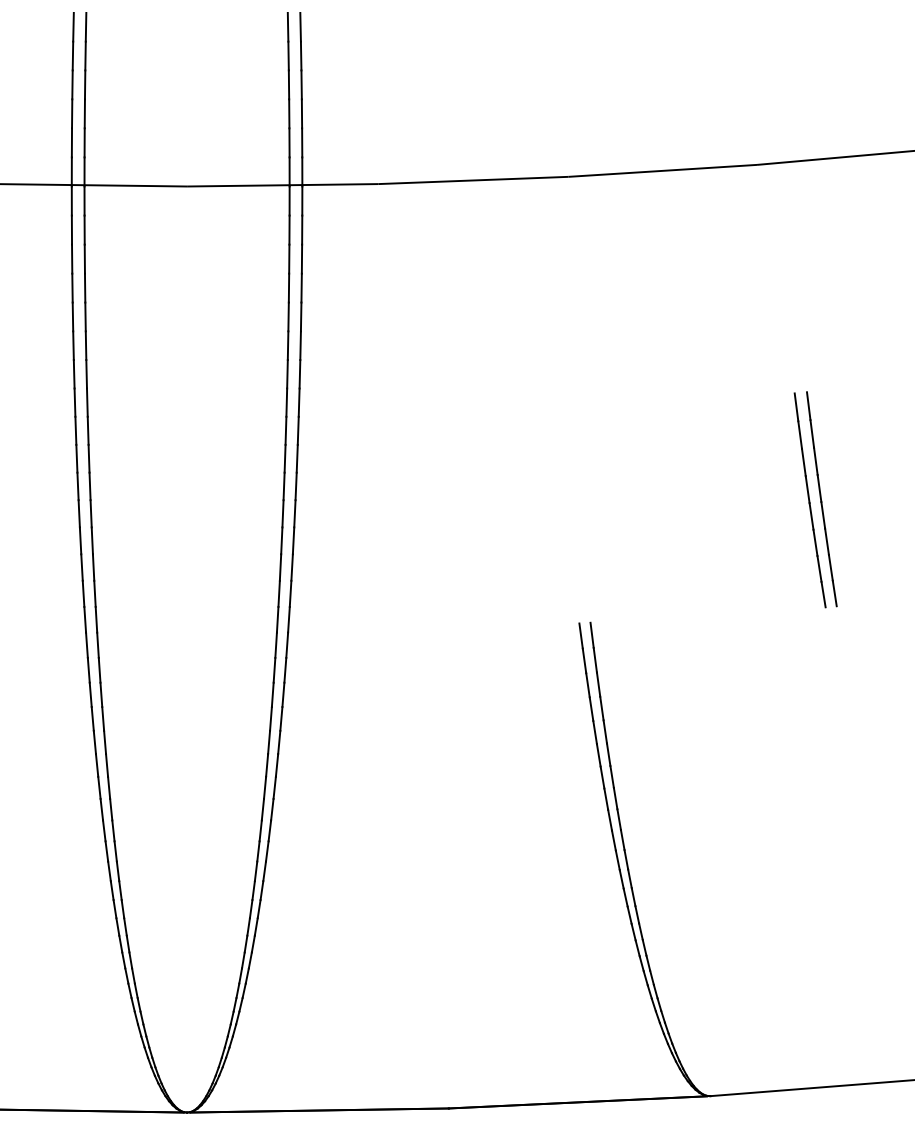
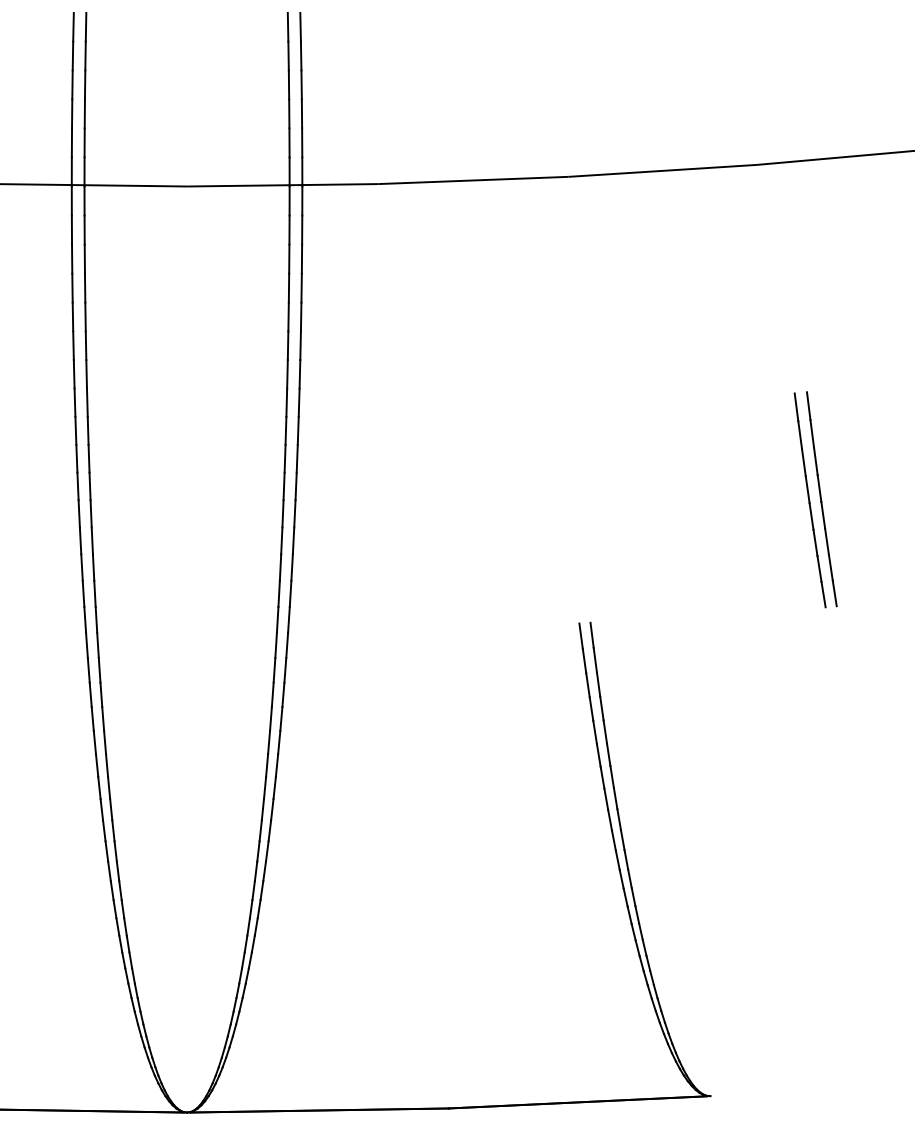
line: present -> none (810, 1088)
